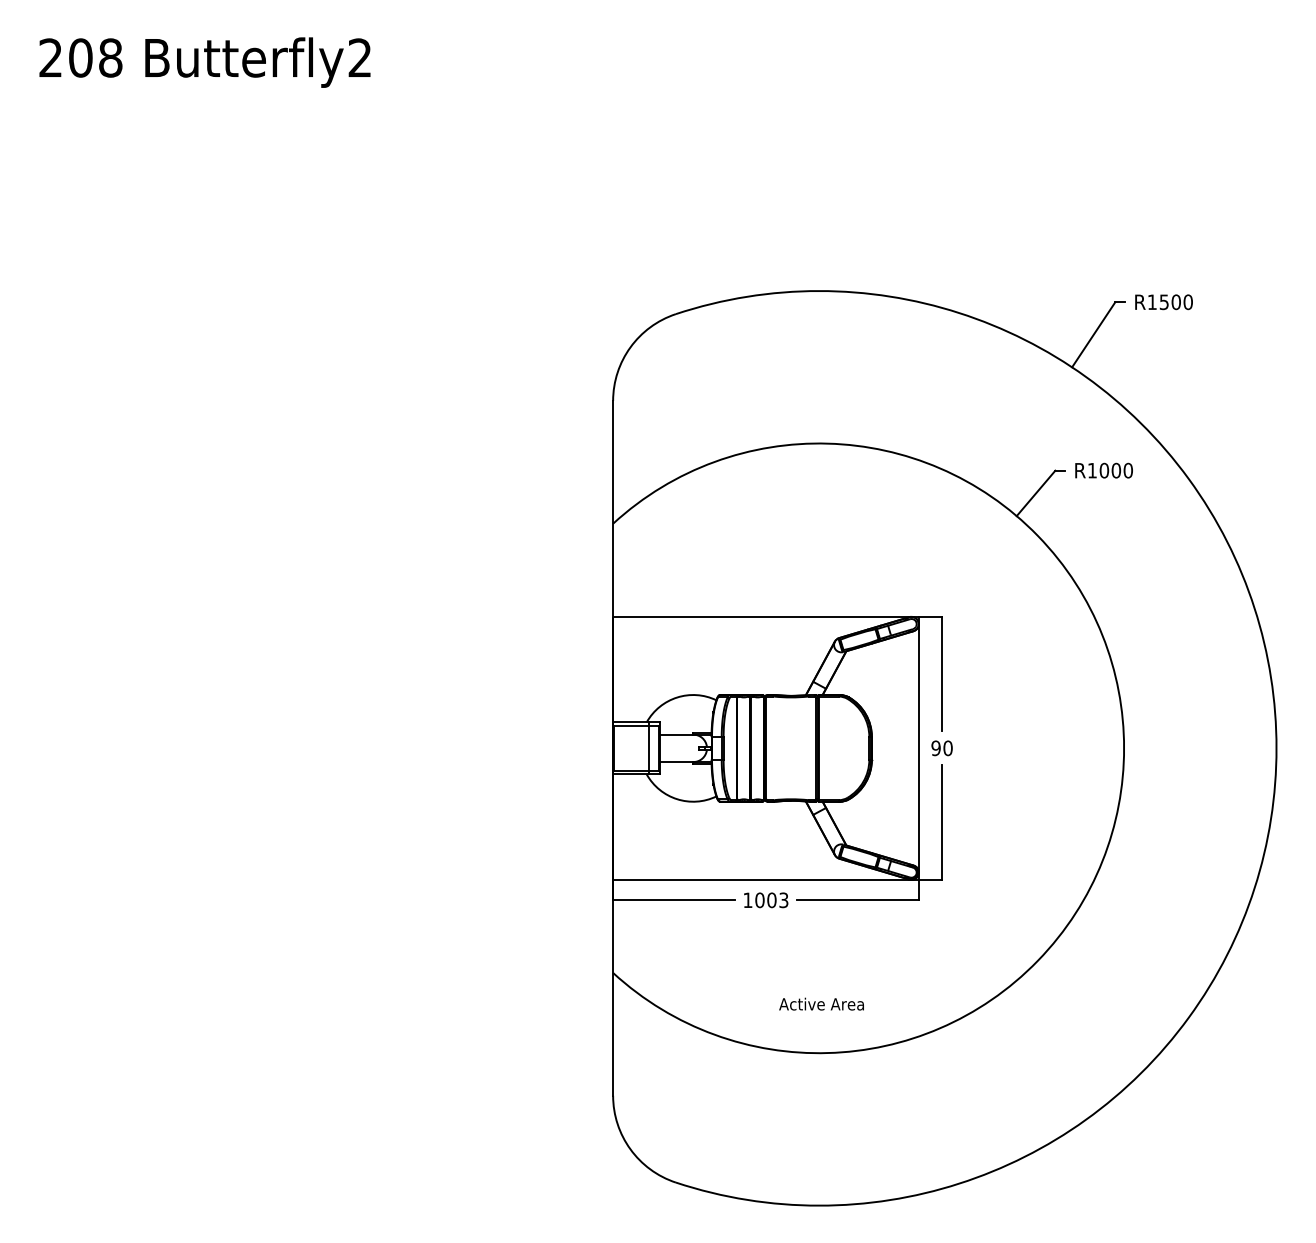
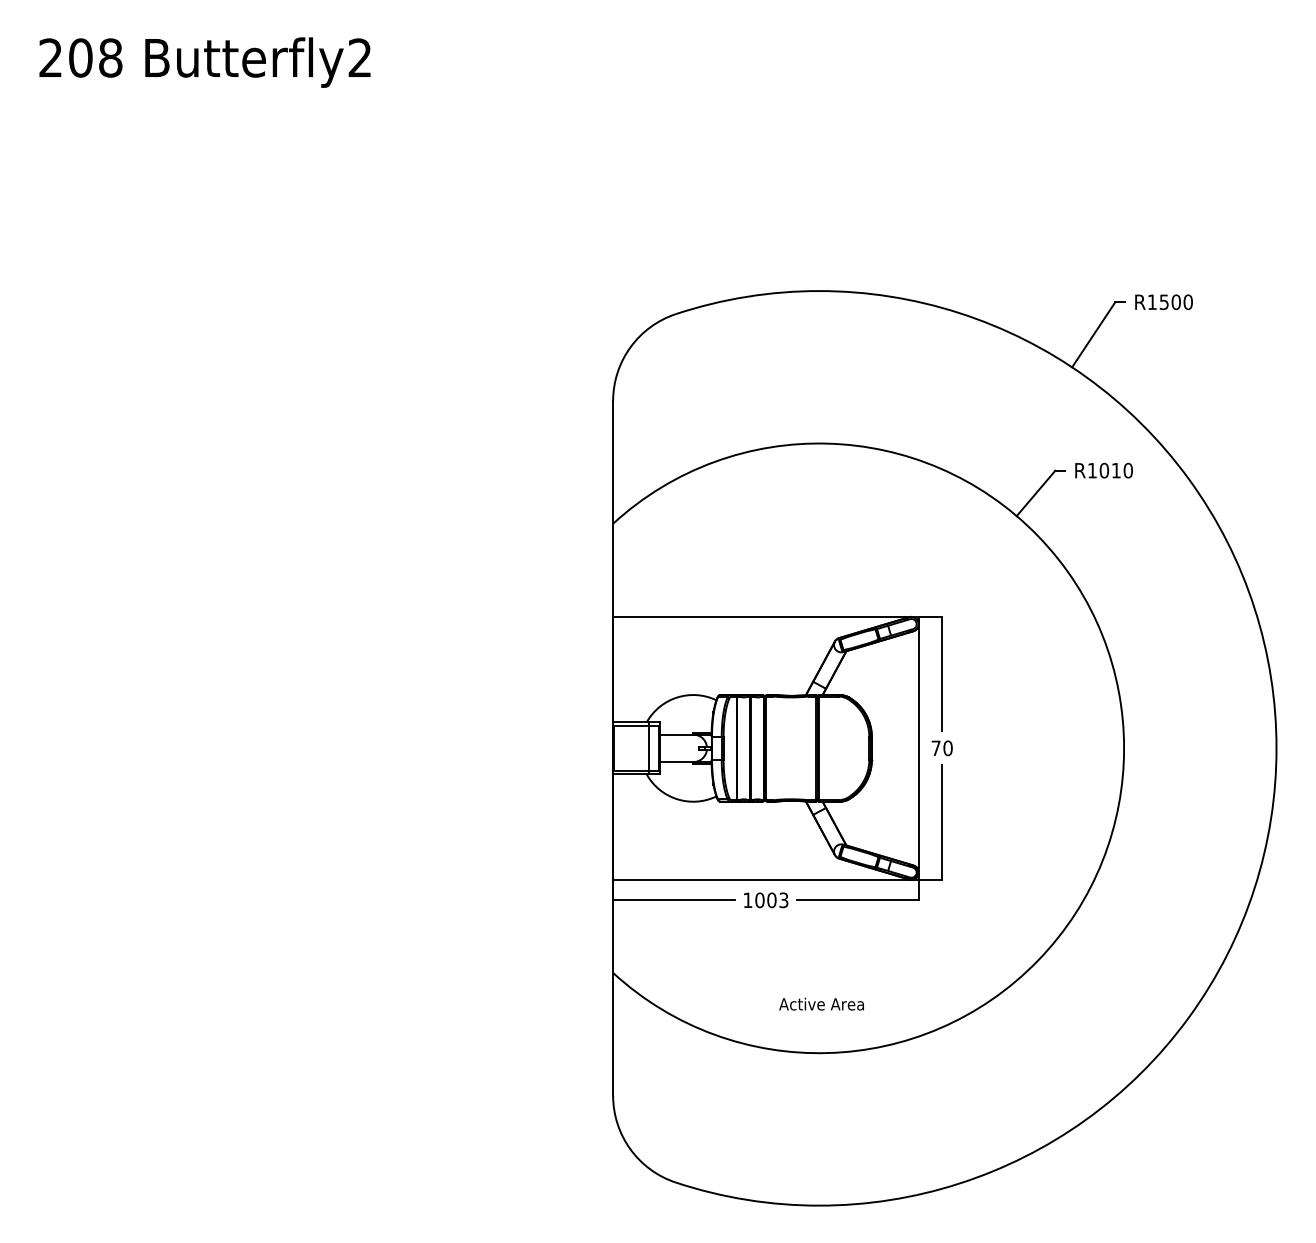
text: R1000 -> R1010 (1116, 470)
text: 90 -> 70 (935, 748)
